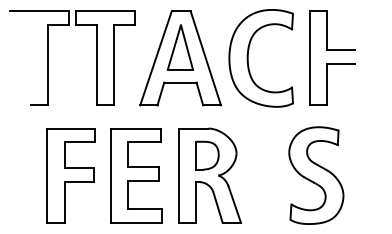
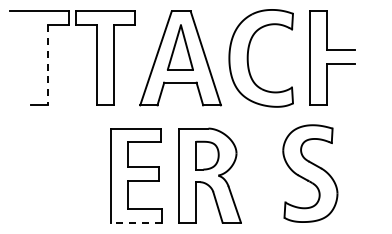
line: solid -> dashed (48, 65)
part: present -> none (70, 175)
part position: (316, 175) -> (310, 173) (310, 173)
line: solid -> dashed (136, 222)
